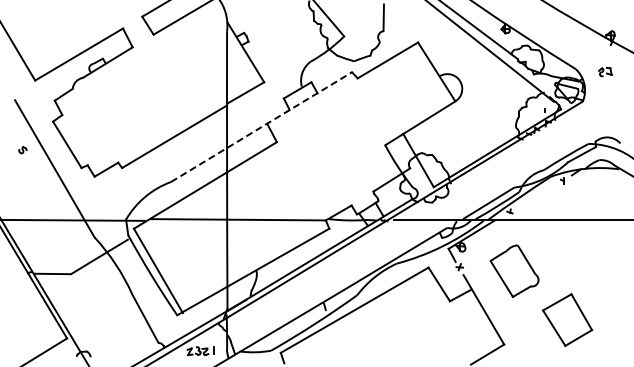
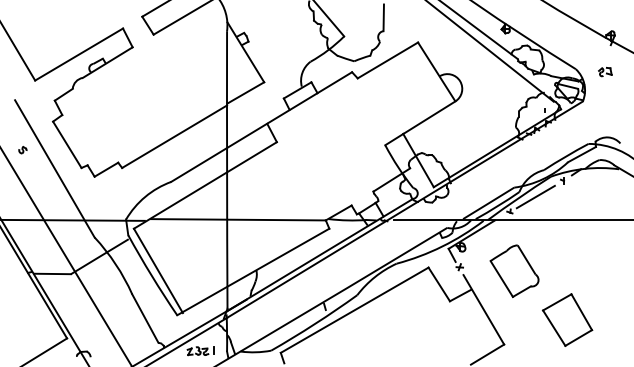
line: dashed -> solid (261, 127)
line: none -> present (535, 196)
line: none -> present (66, 256)
